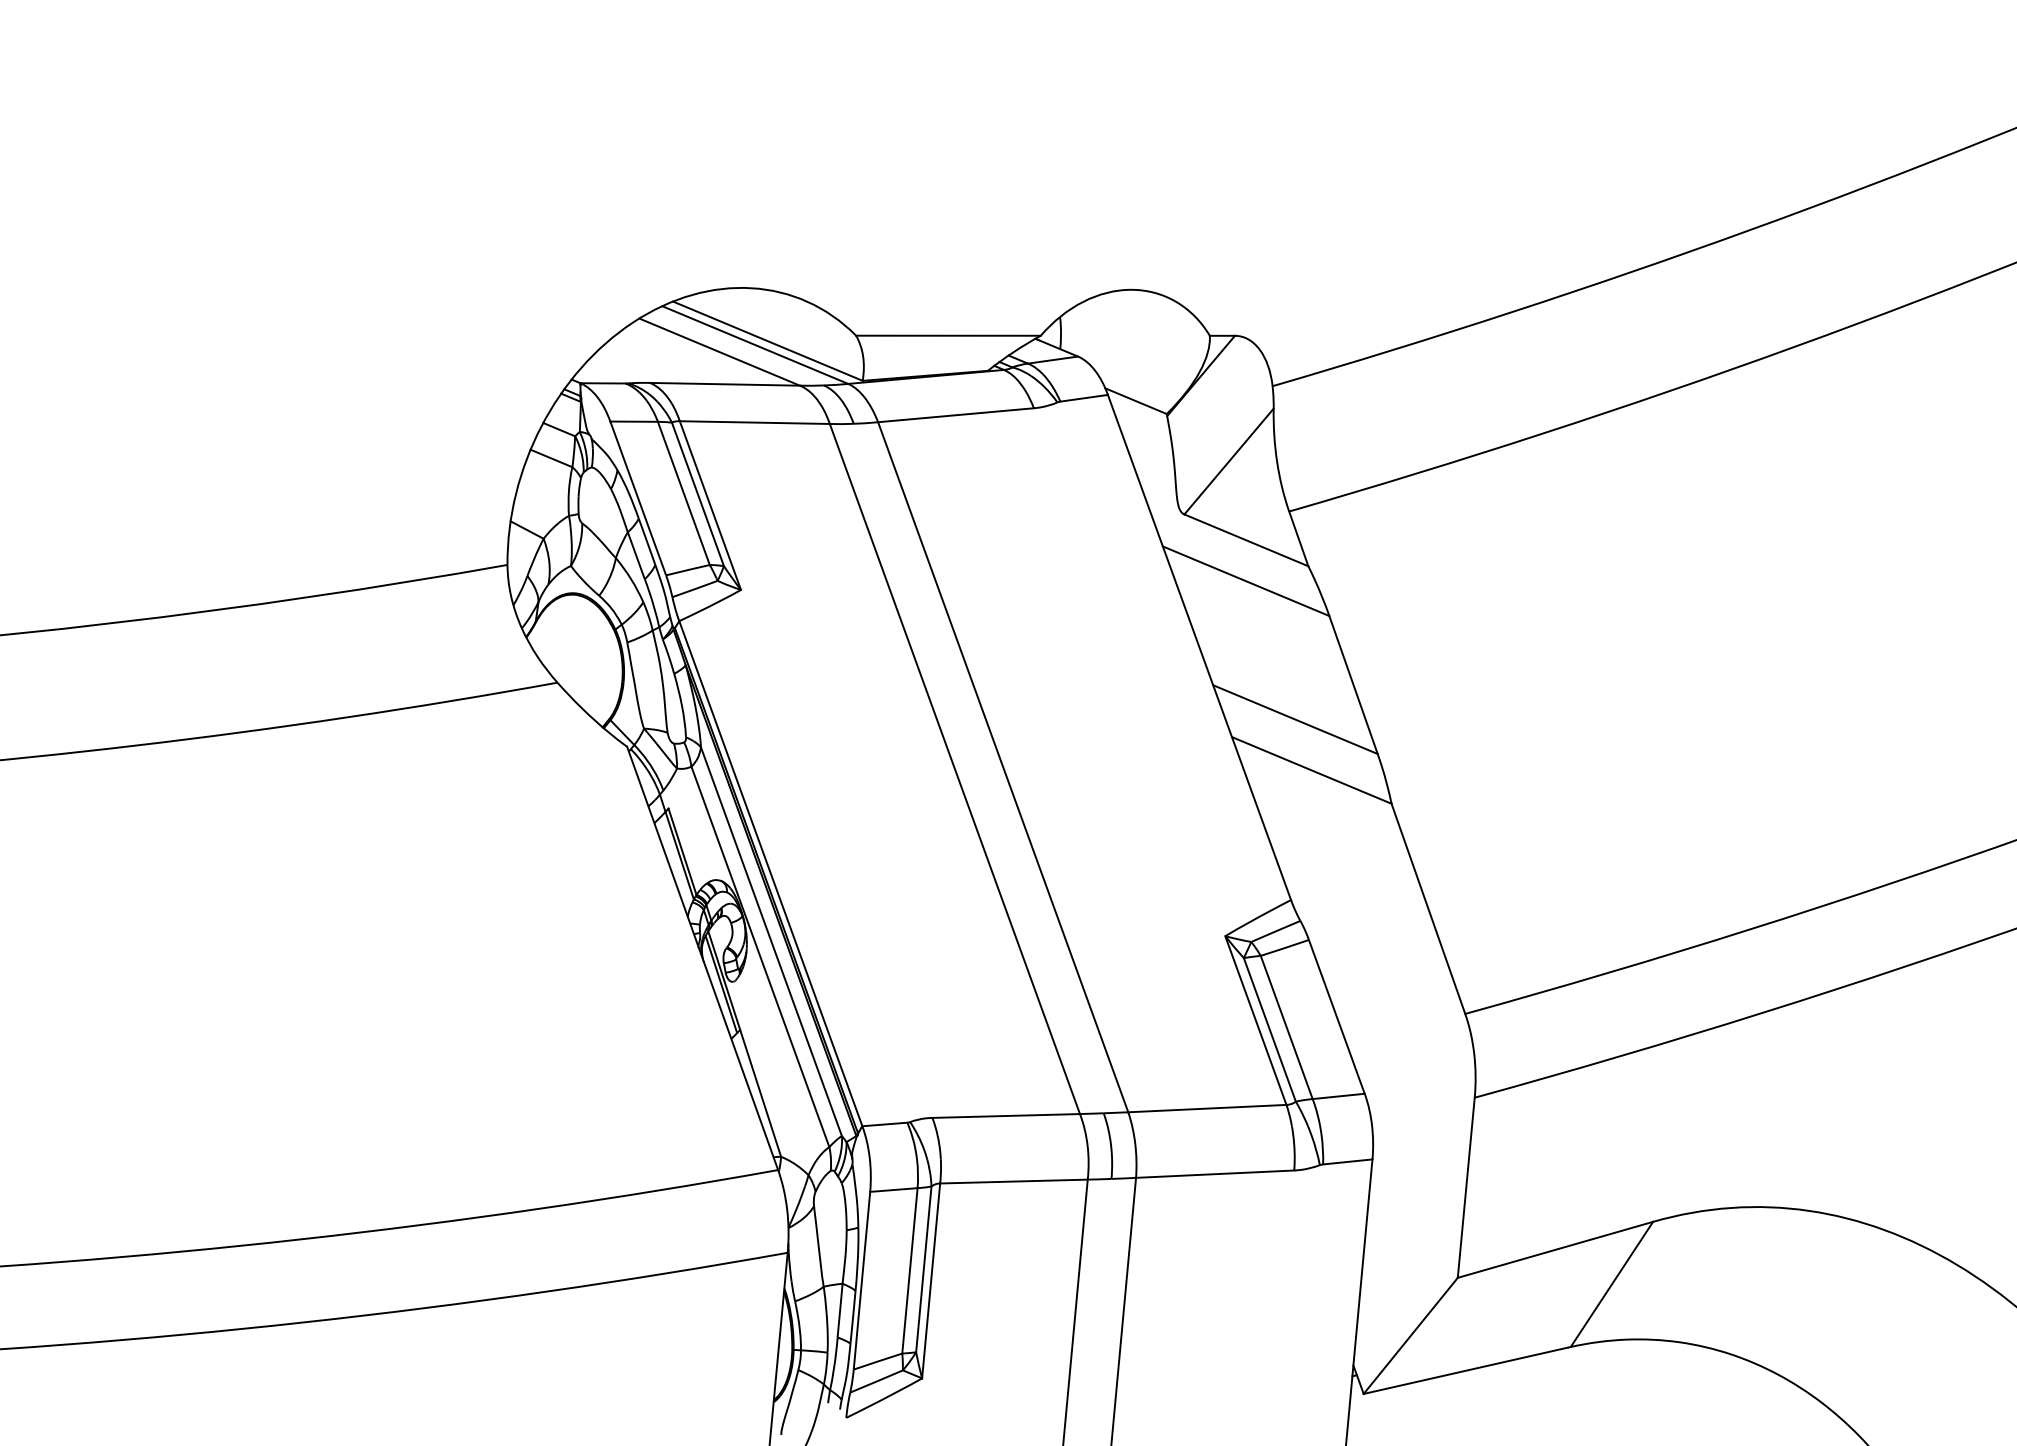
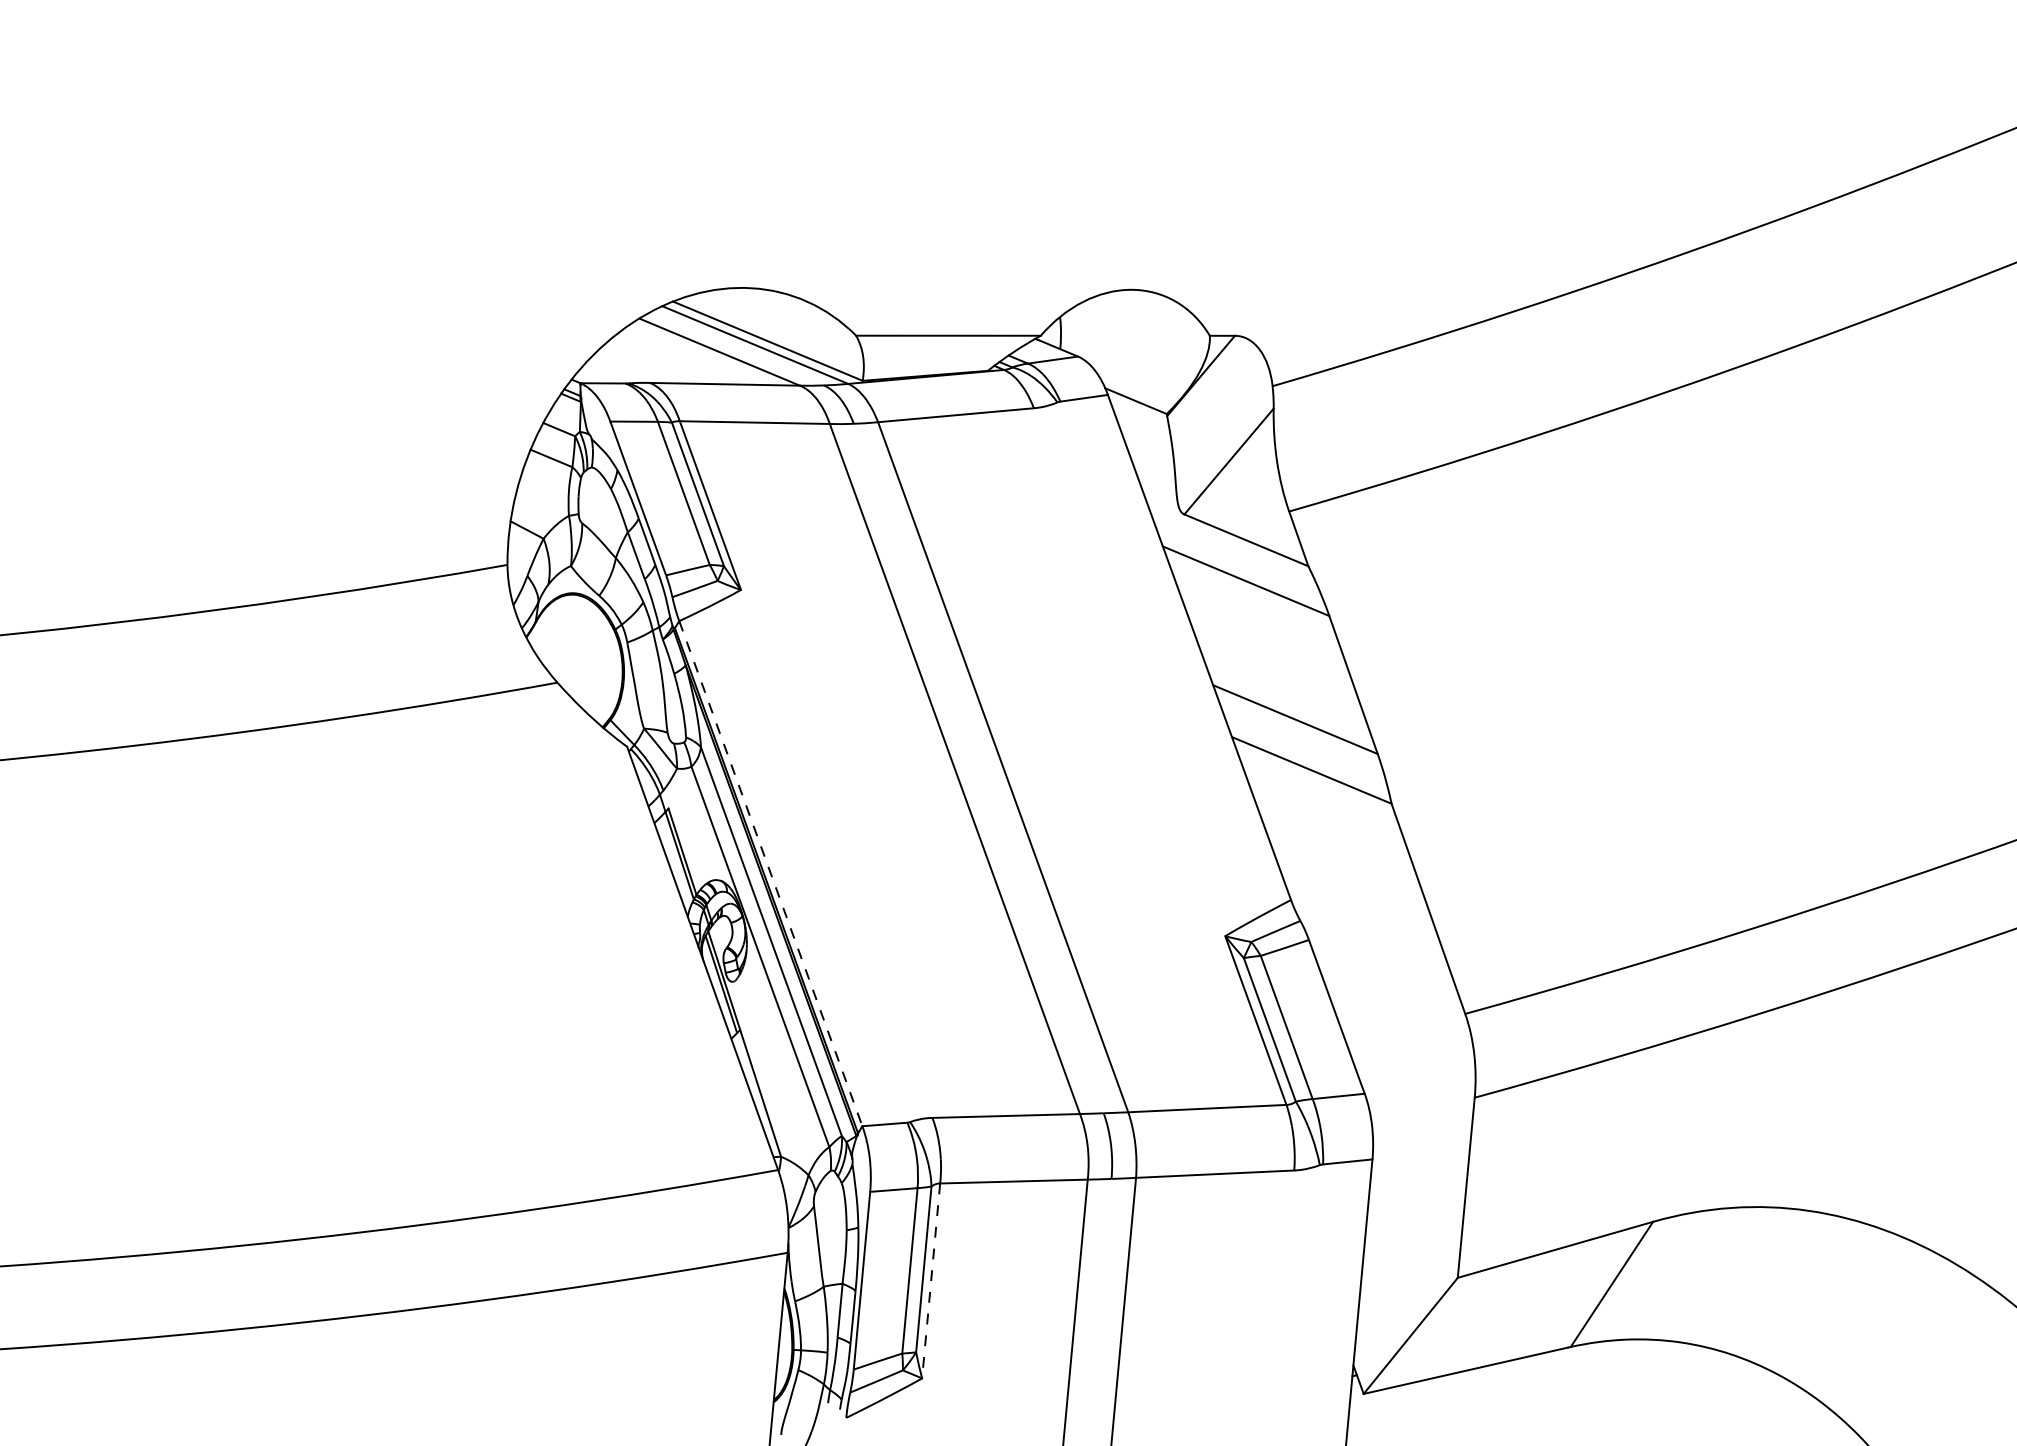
line: solid -> dashed (770, 873)
line: solid -> dashed (931, 1280)
